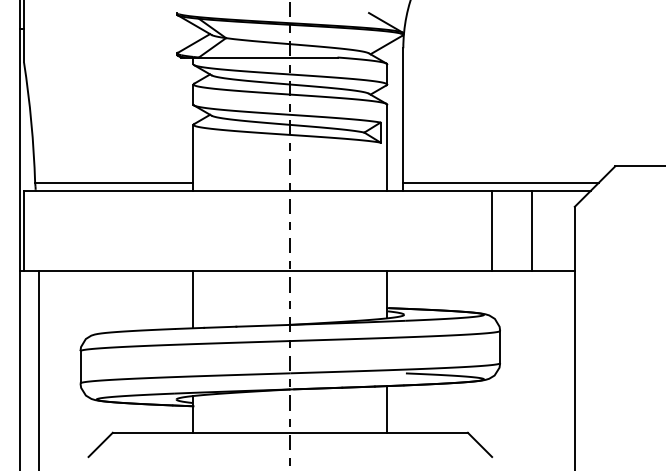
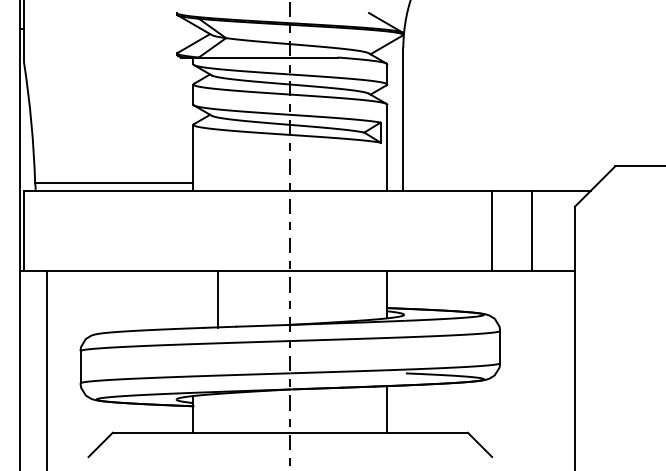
line: present -> none (501, 182)
line position: (193, 299) -> (218, 299) (218, 299)
line position: (38, 369) -> (46, 369) (46, 369)
